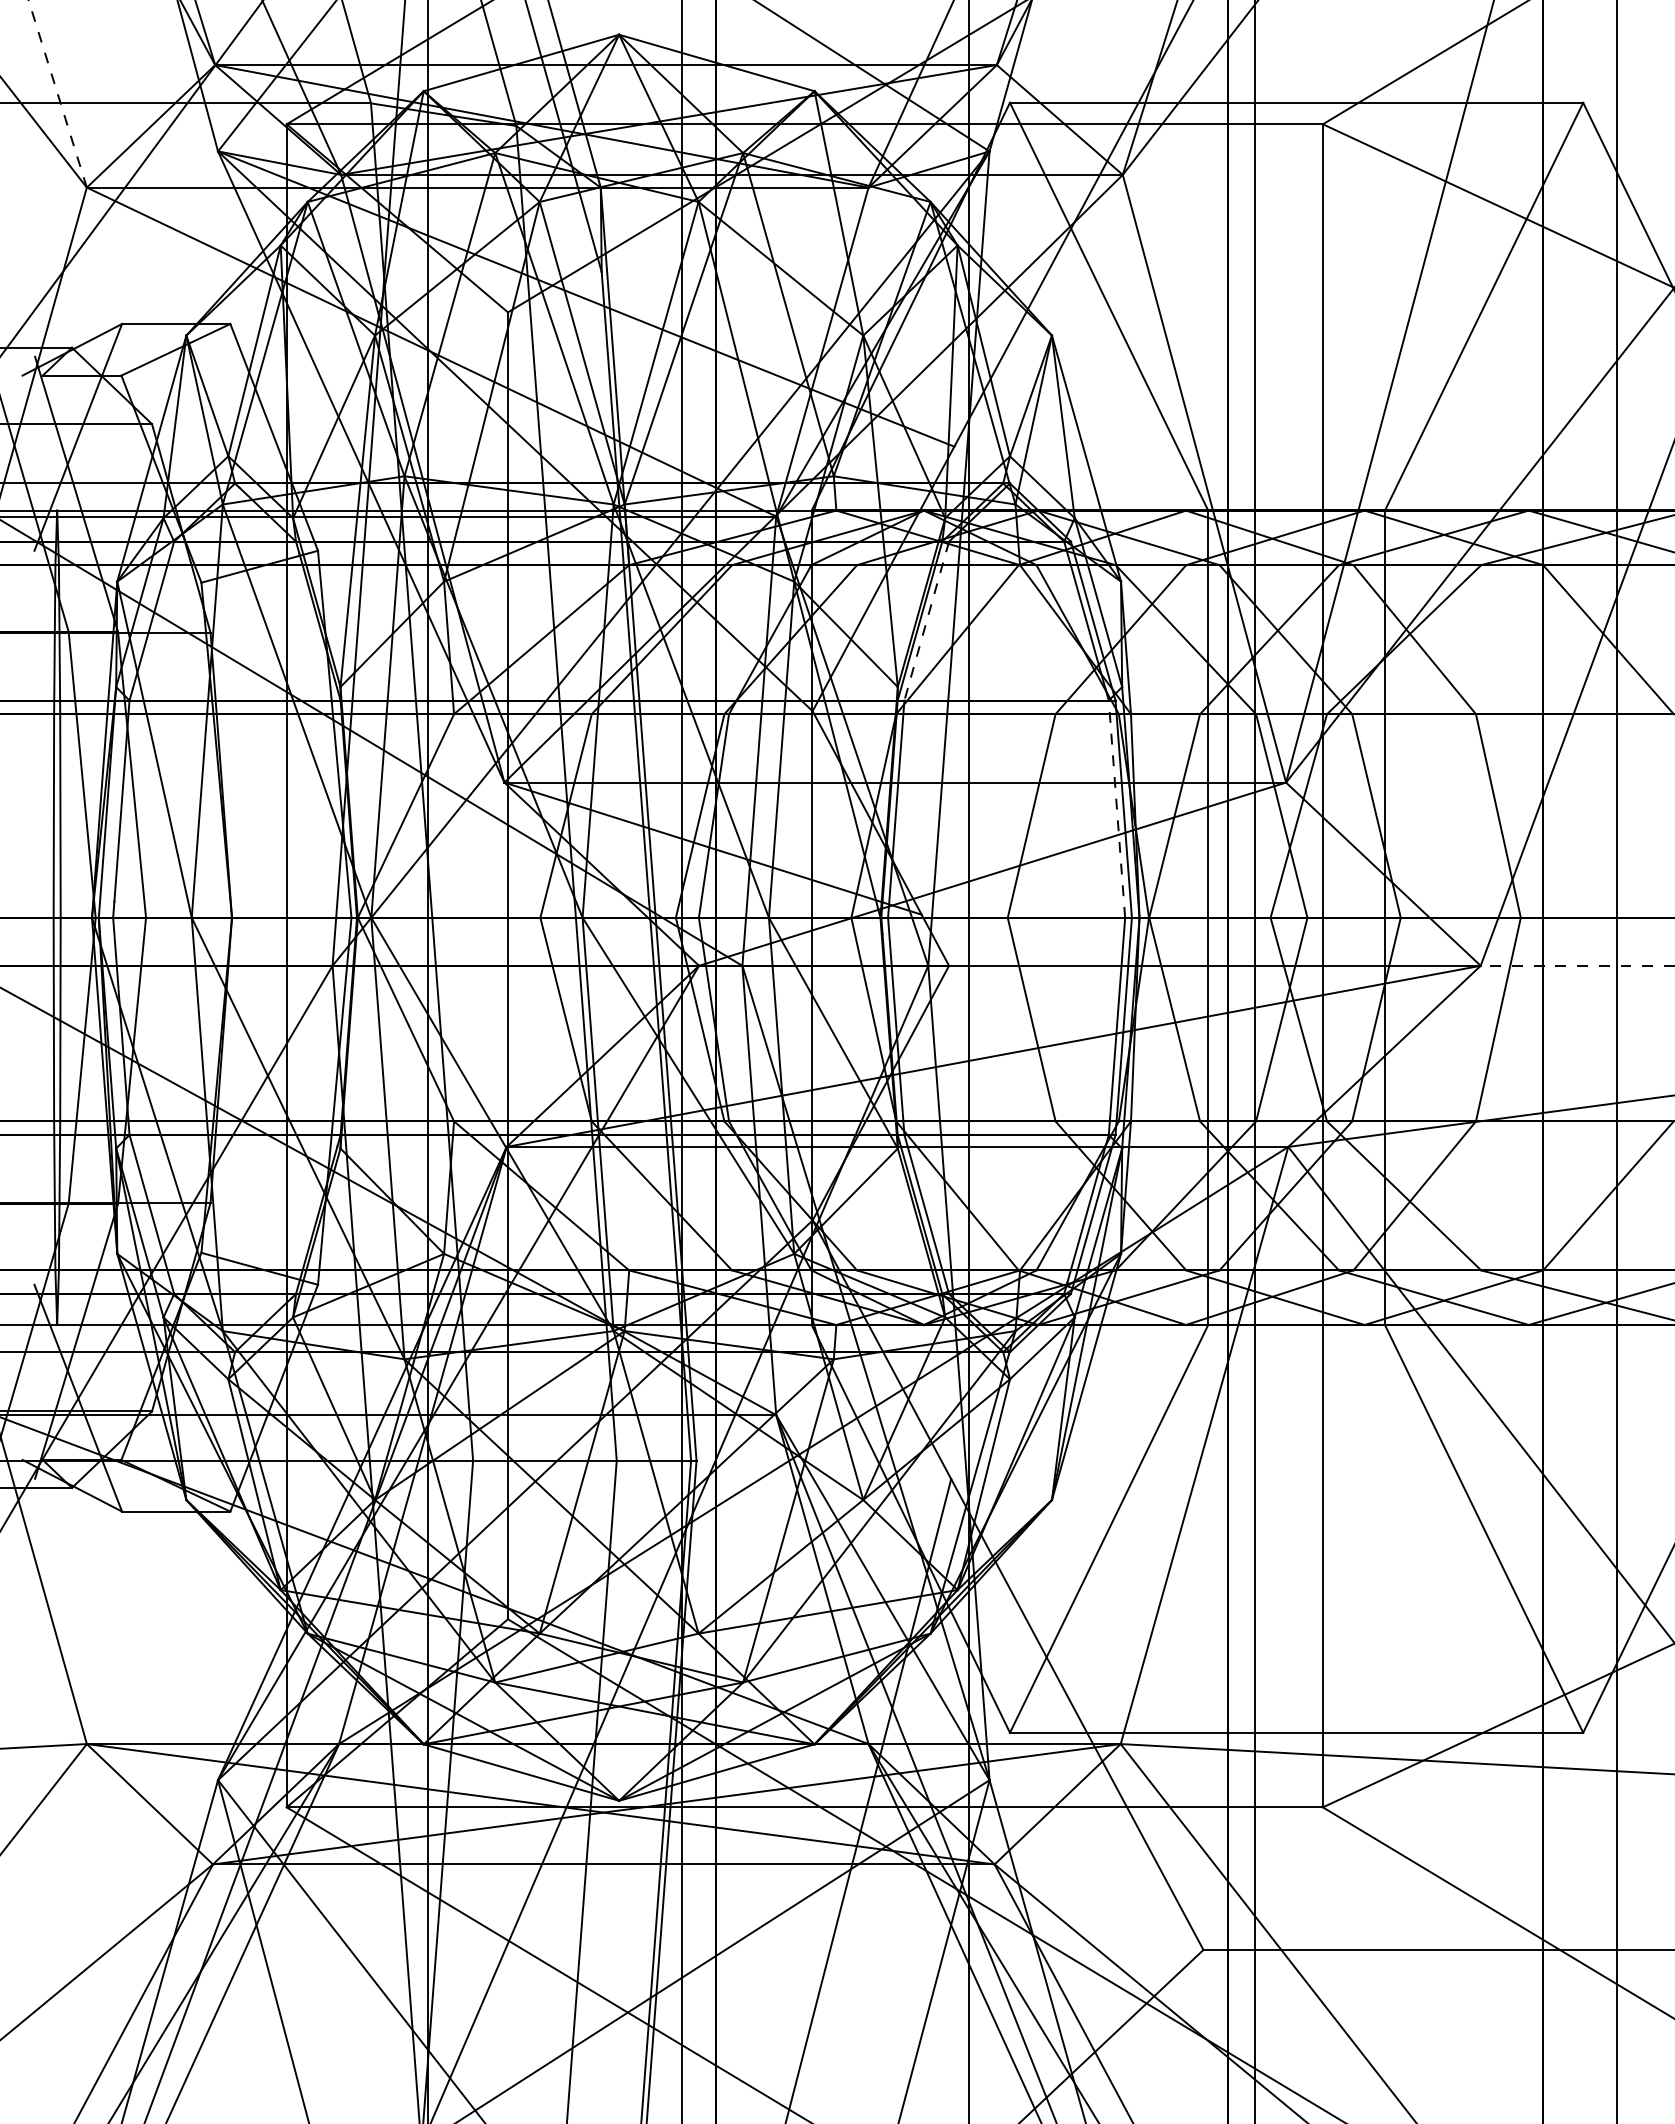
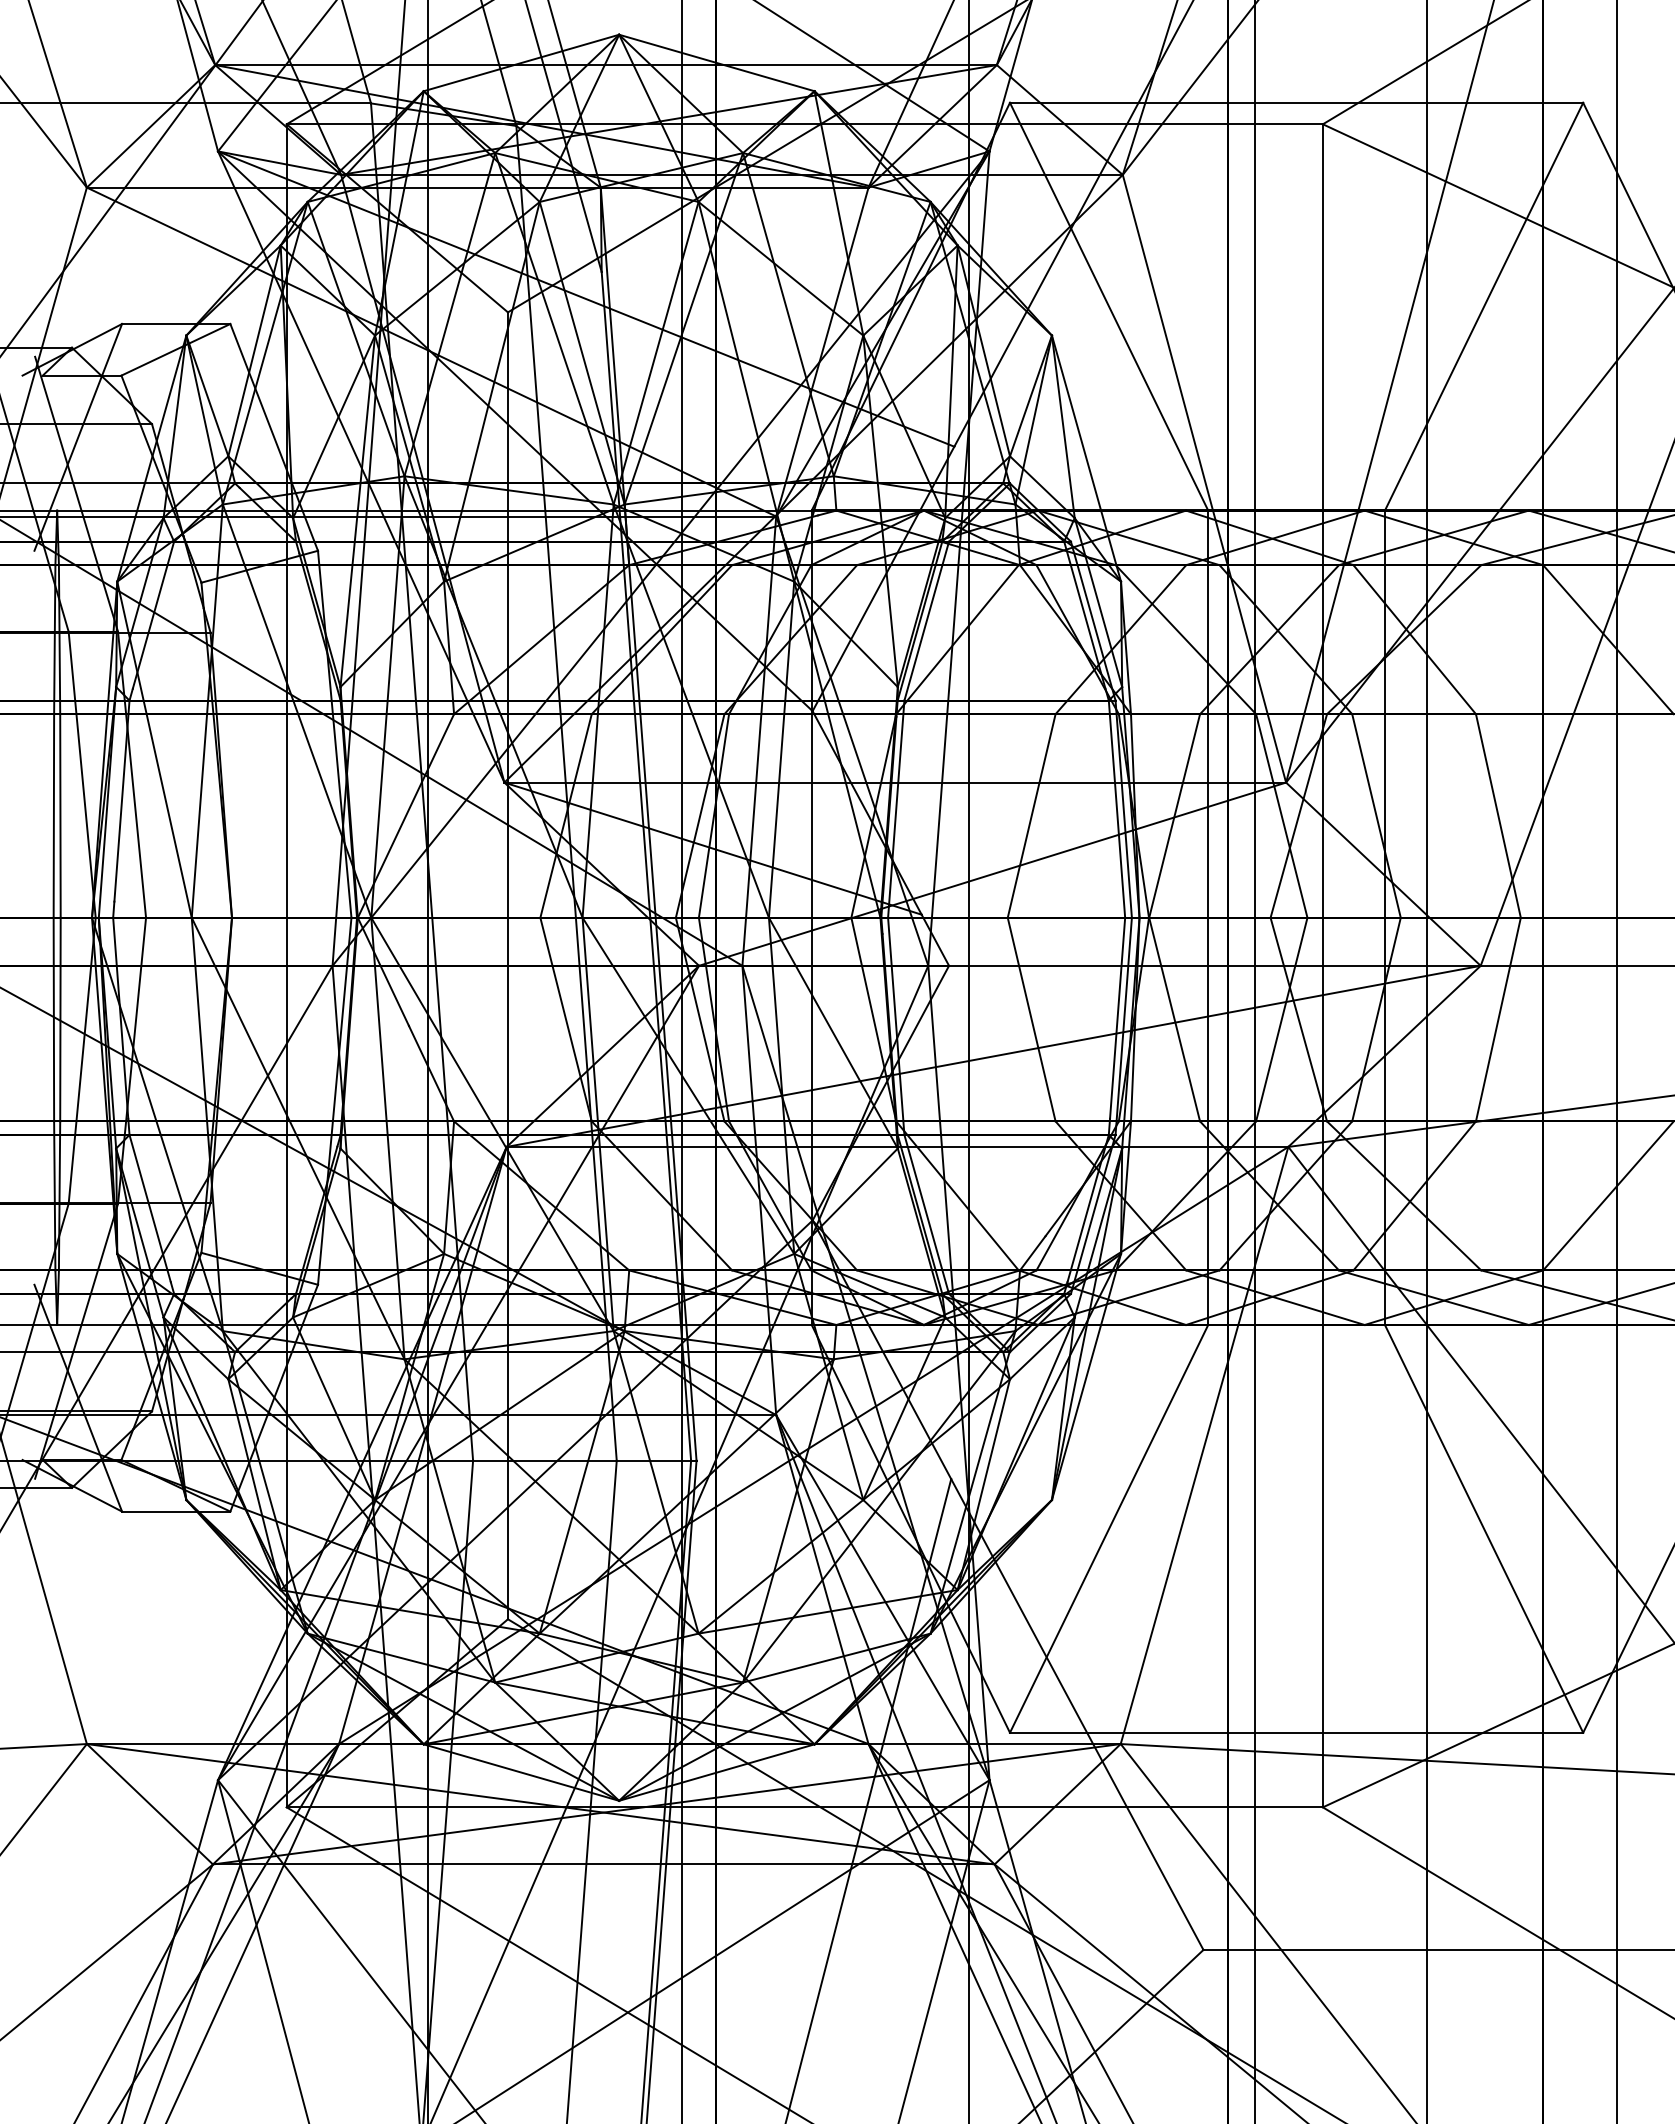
line: dashed -> solid (57, 94)
line: dashed -> solid (926, 621)
line: dashed -> solid (1116, 809)
line: dashed -> solid (1577, 965)
line: none -> present (1427, 1061)
